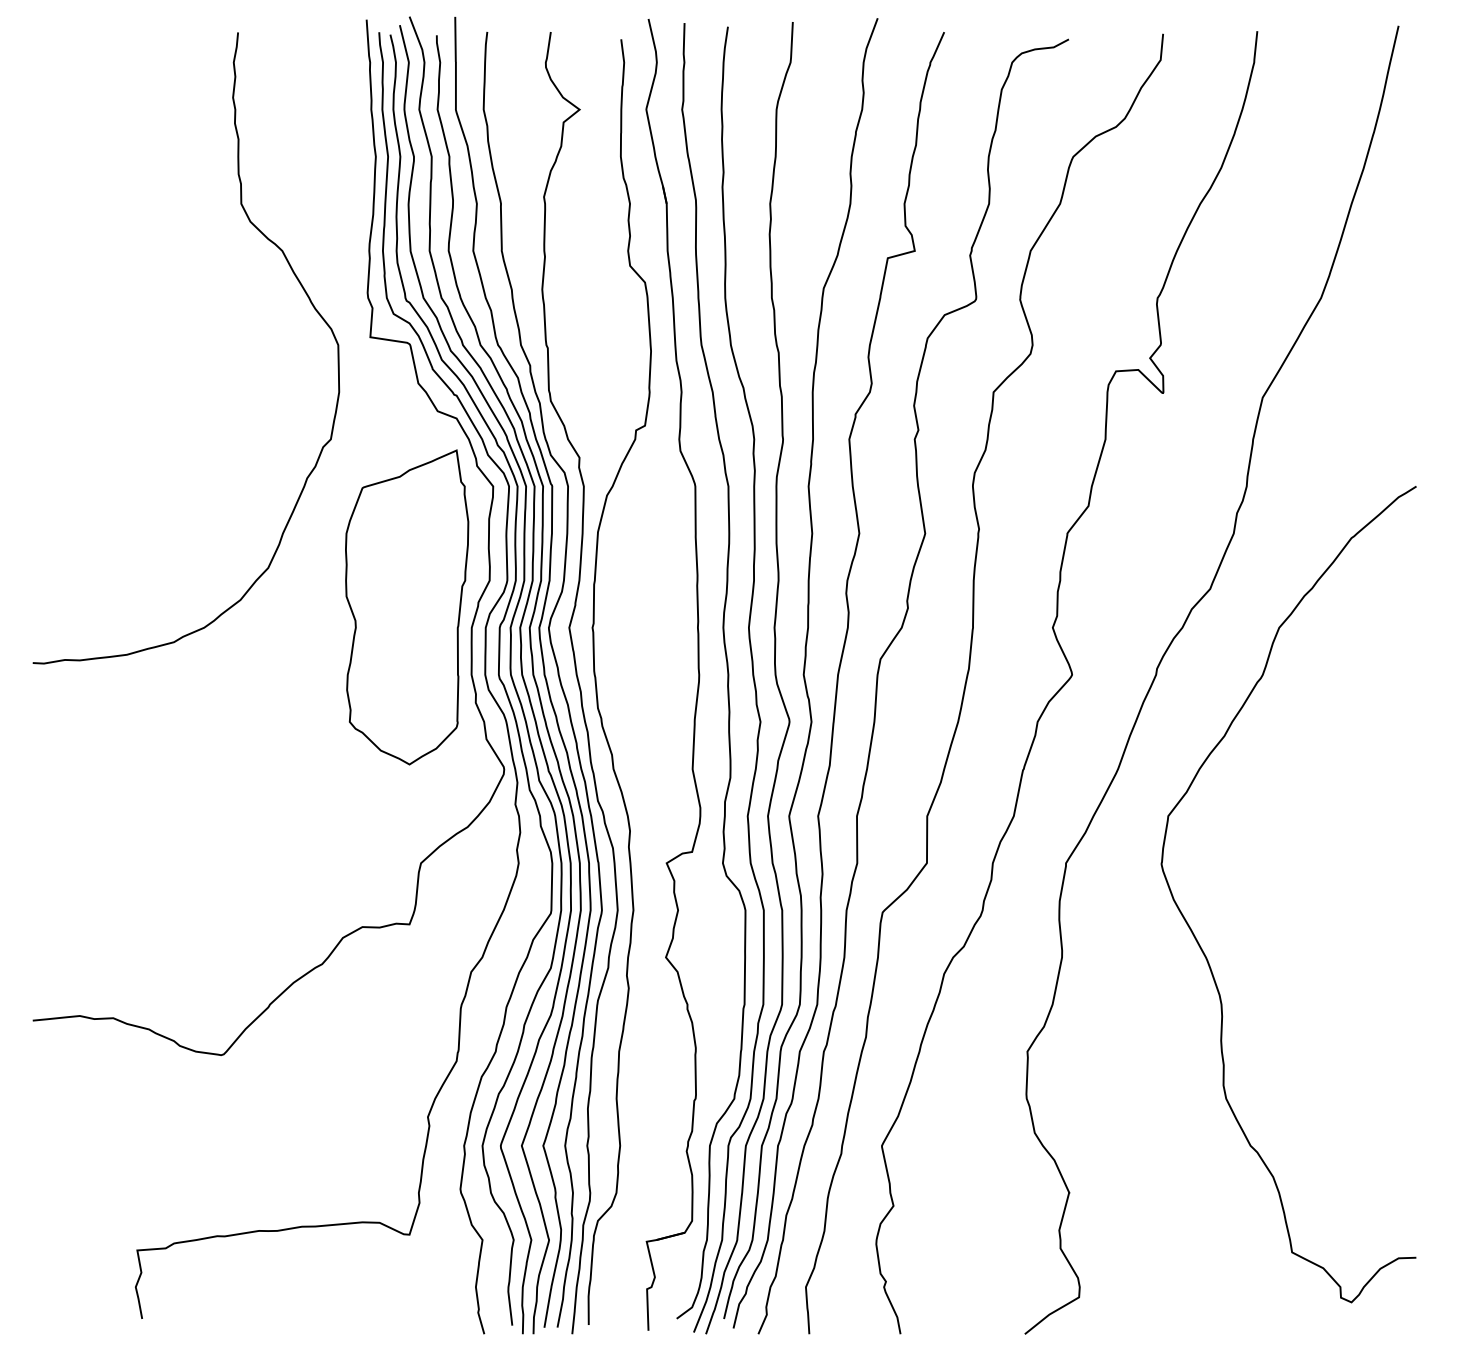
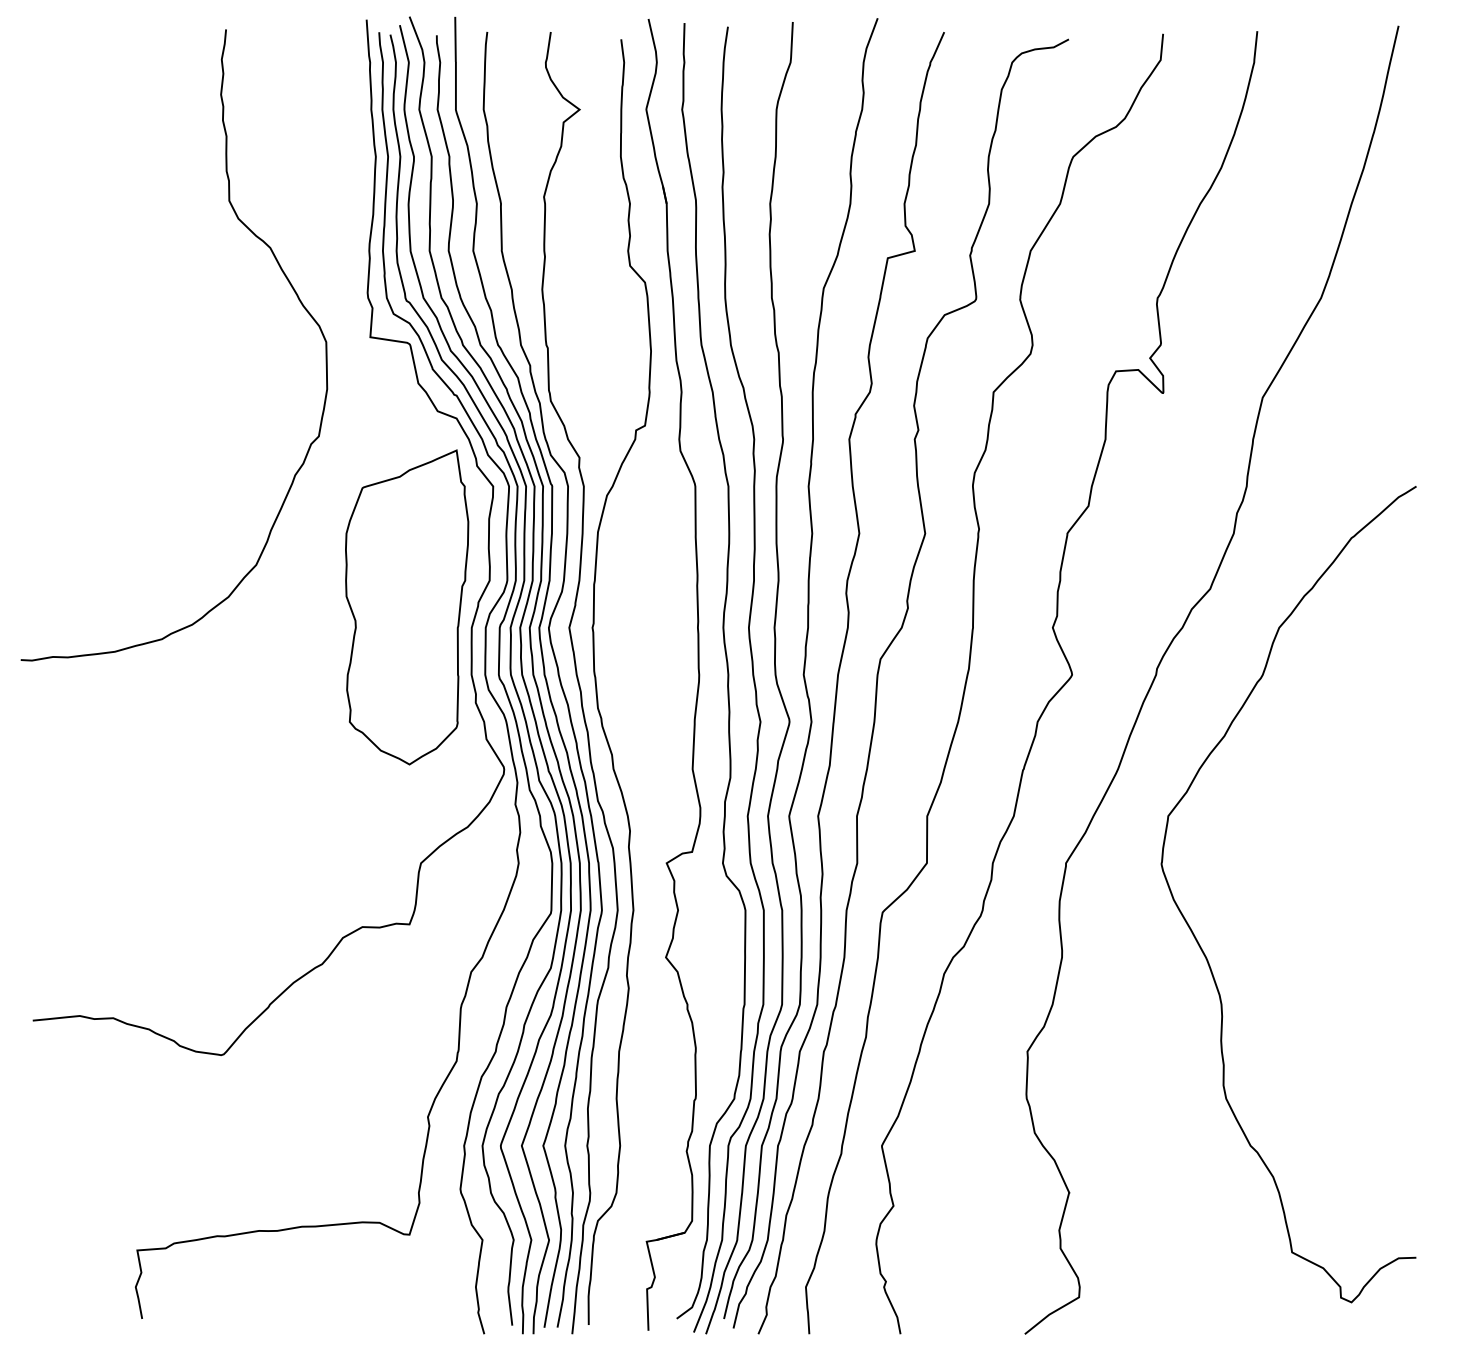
curve position: (298, 282) -> (286, 279) (286, 279)
